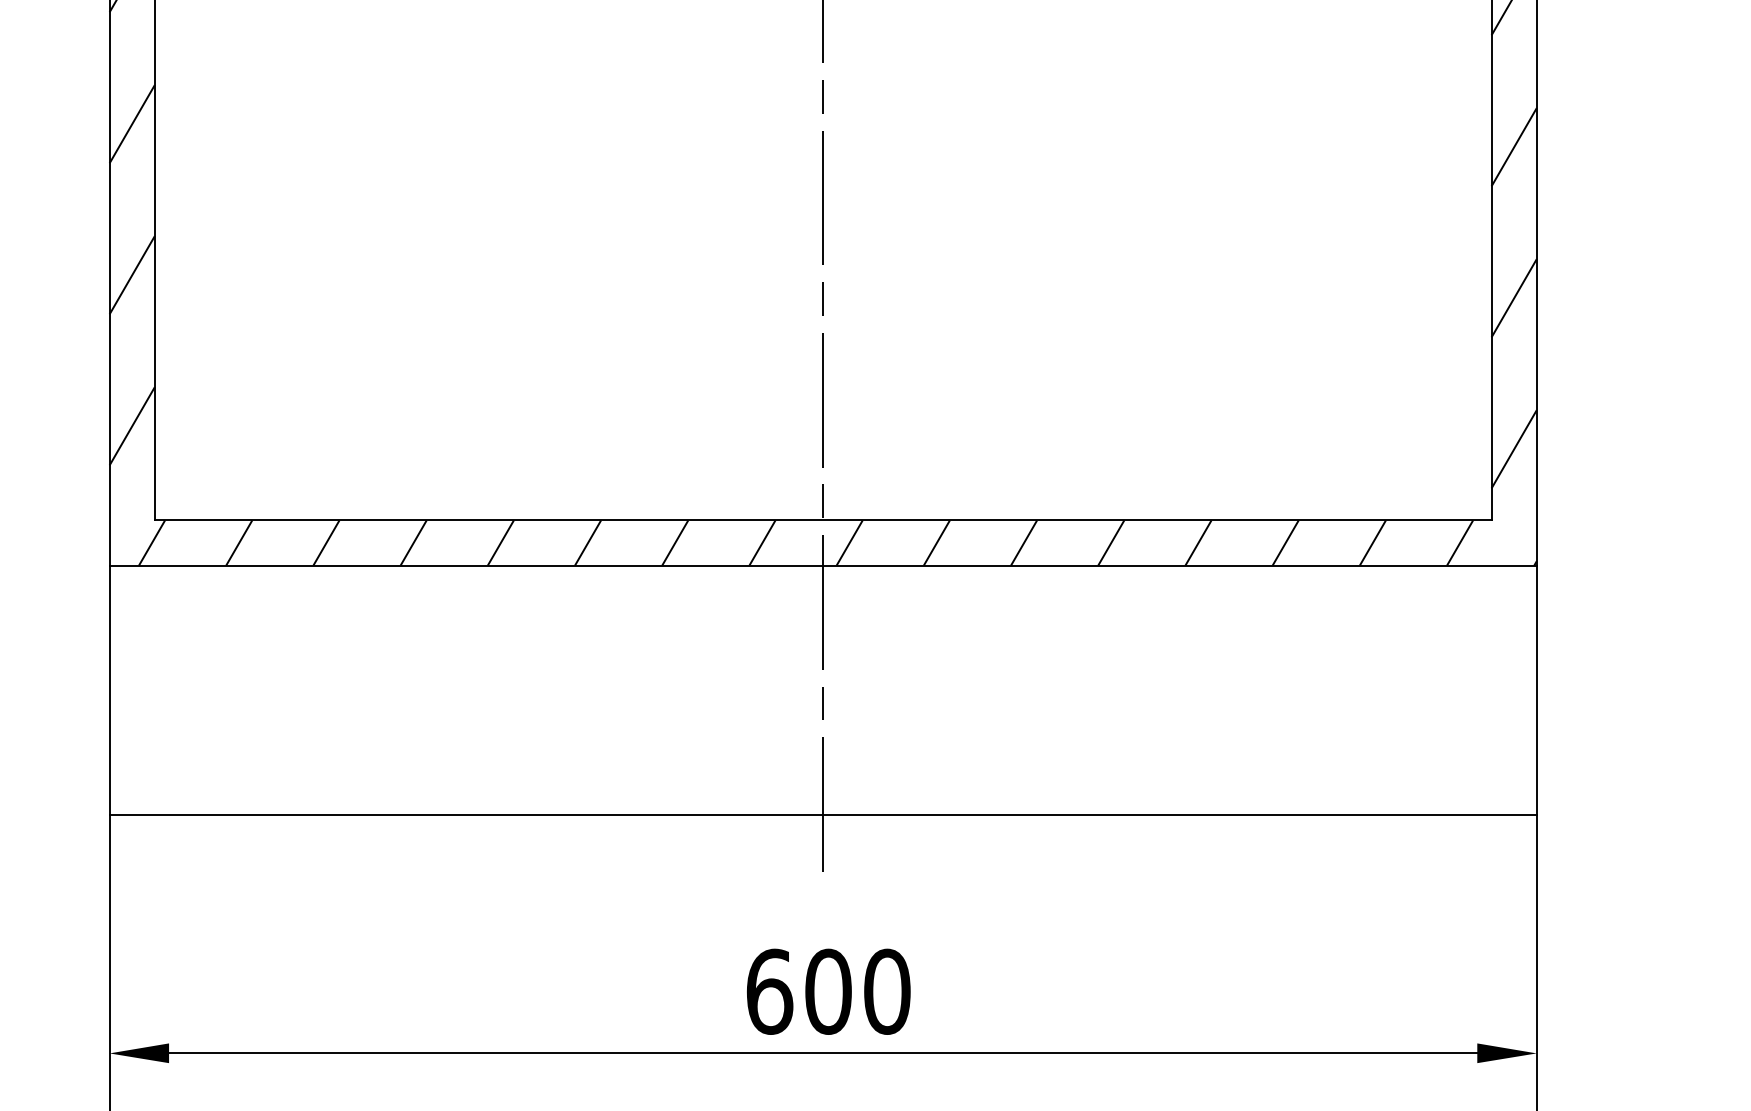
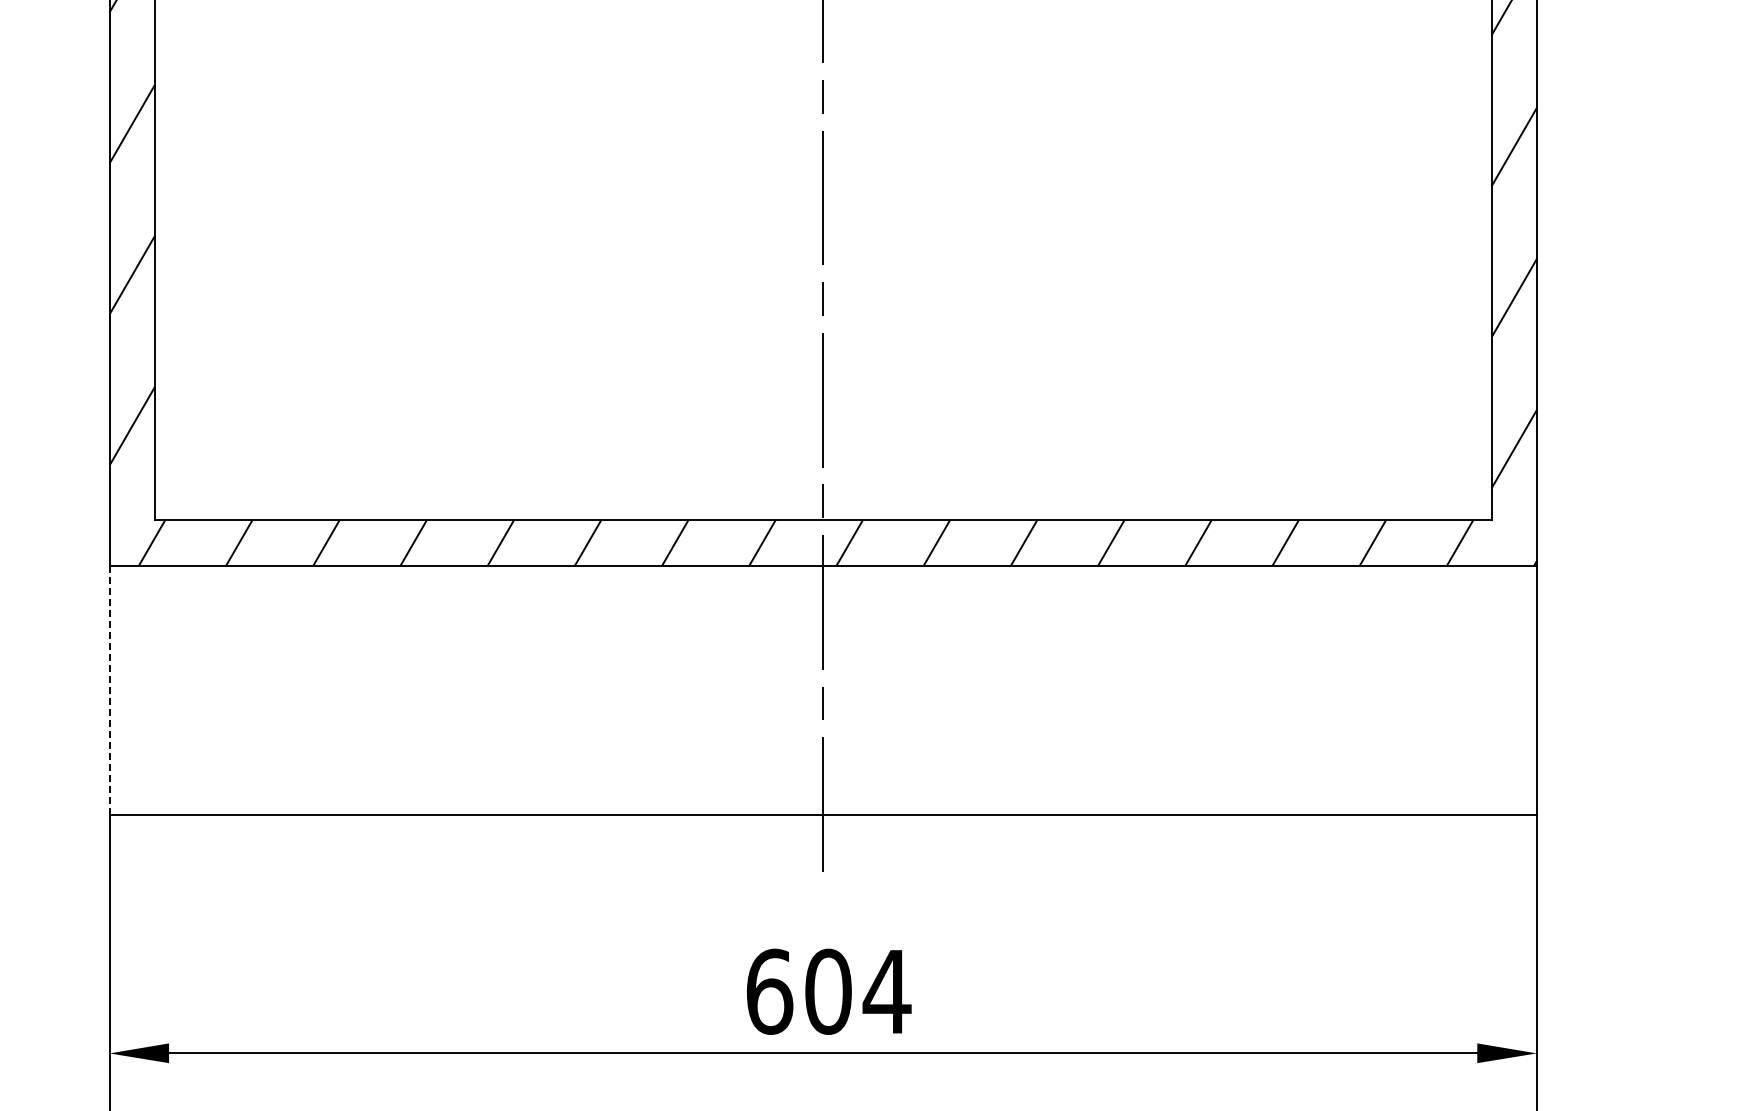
line: solid -> dashed (109, 690)
text: 600 -> 604 (886, 991)
